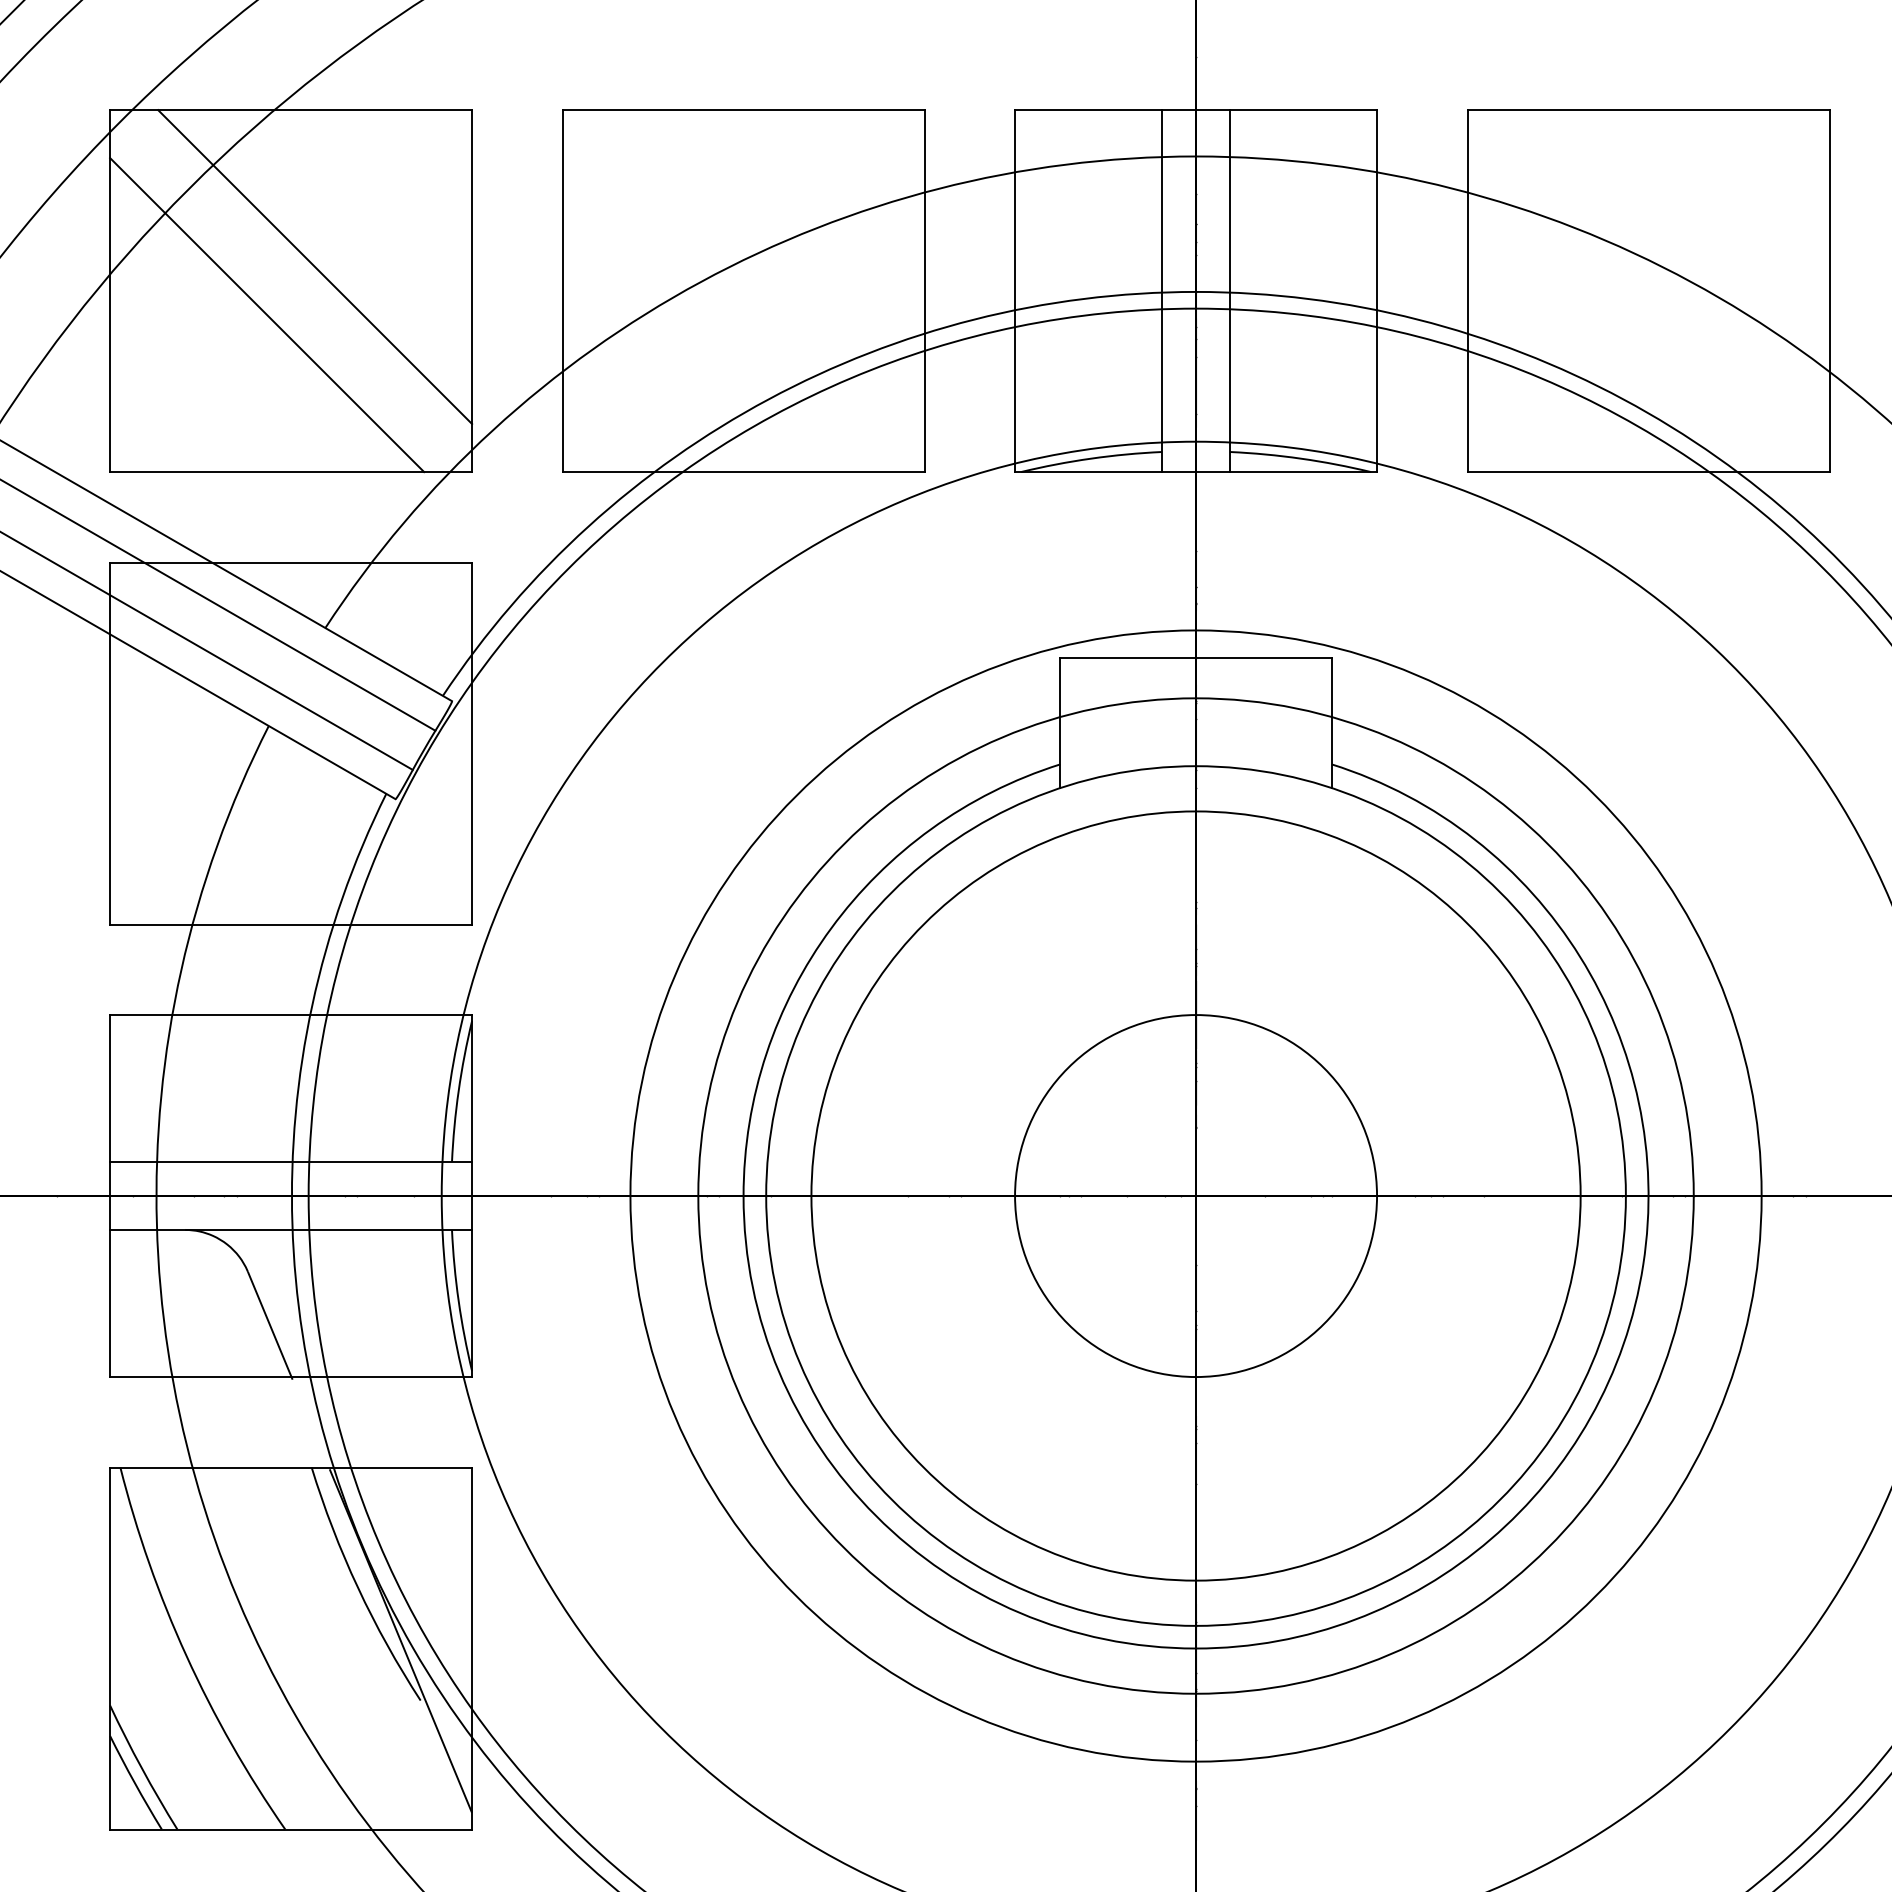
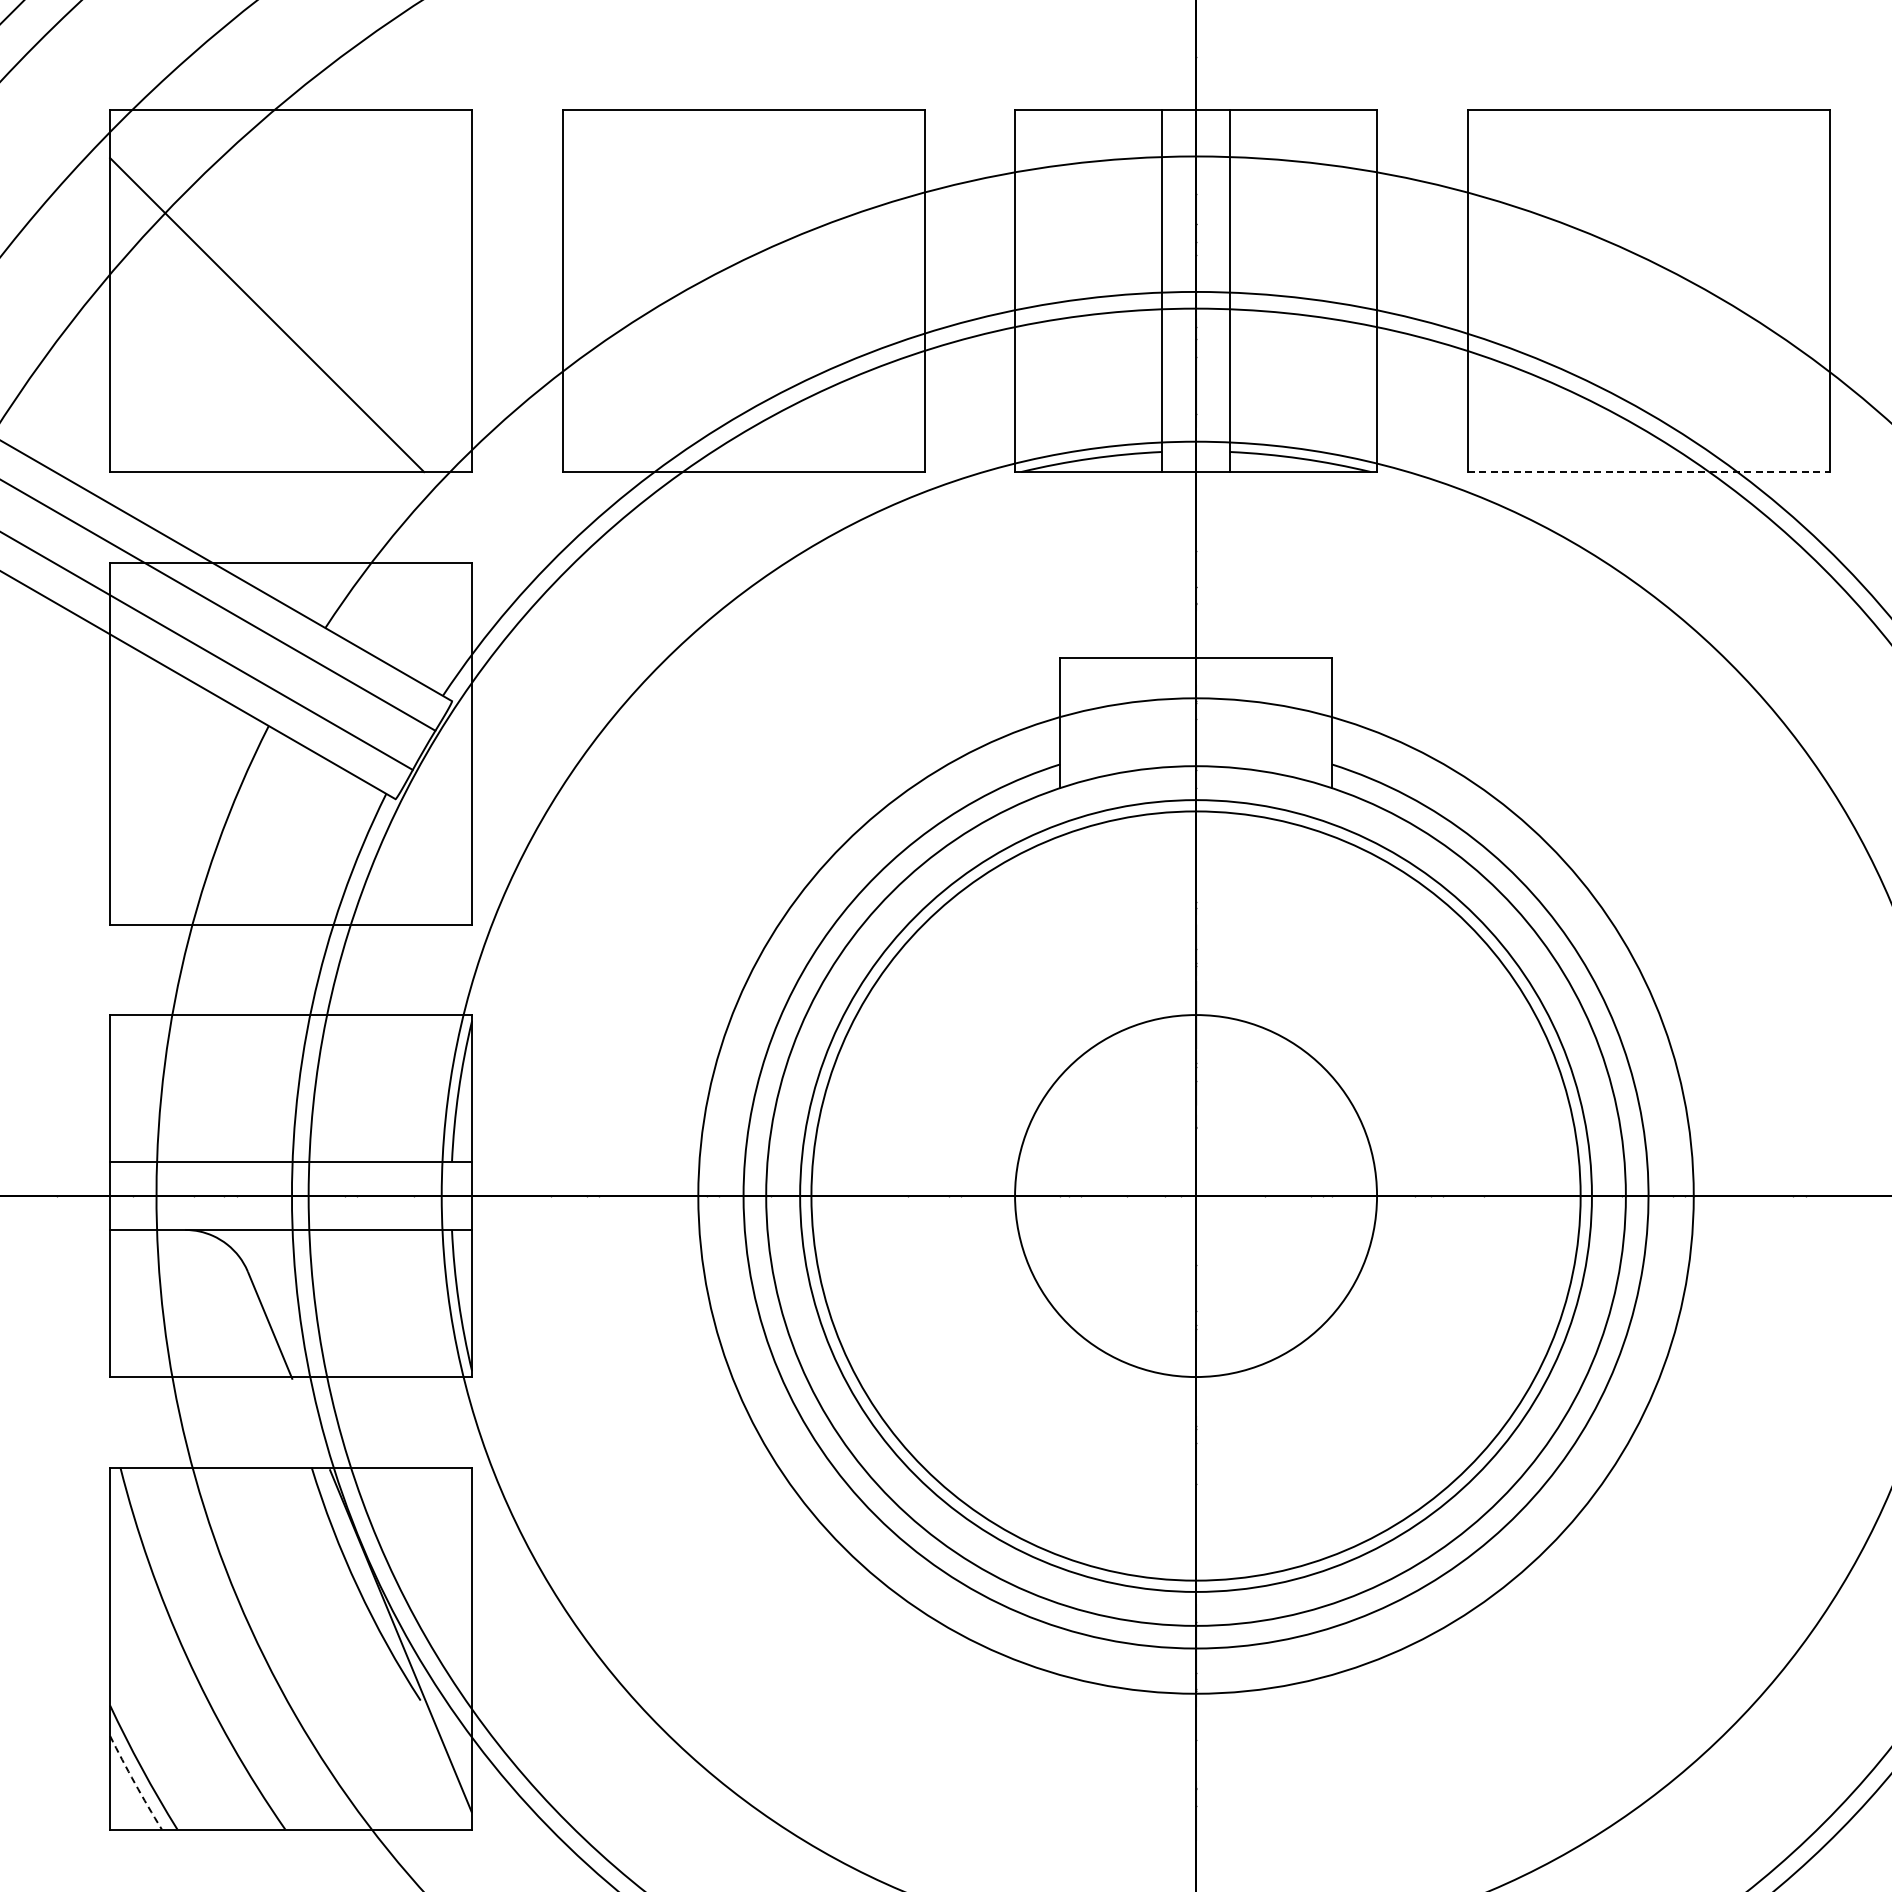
line: present -> none (315, 267)
line: solid -> dashed (1648, 472)
circle diameter: 1131 px -> 792 px (1195, 1195)
arc: solid -> dashed (134, 1783)
